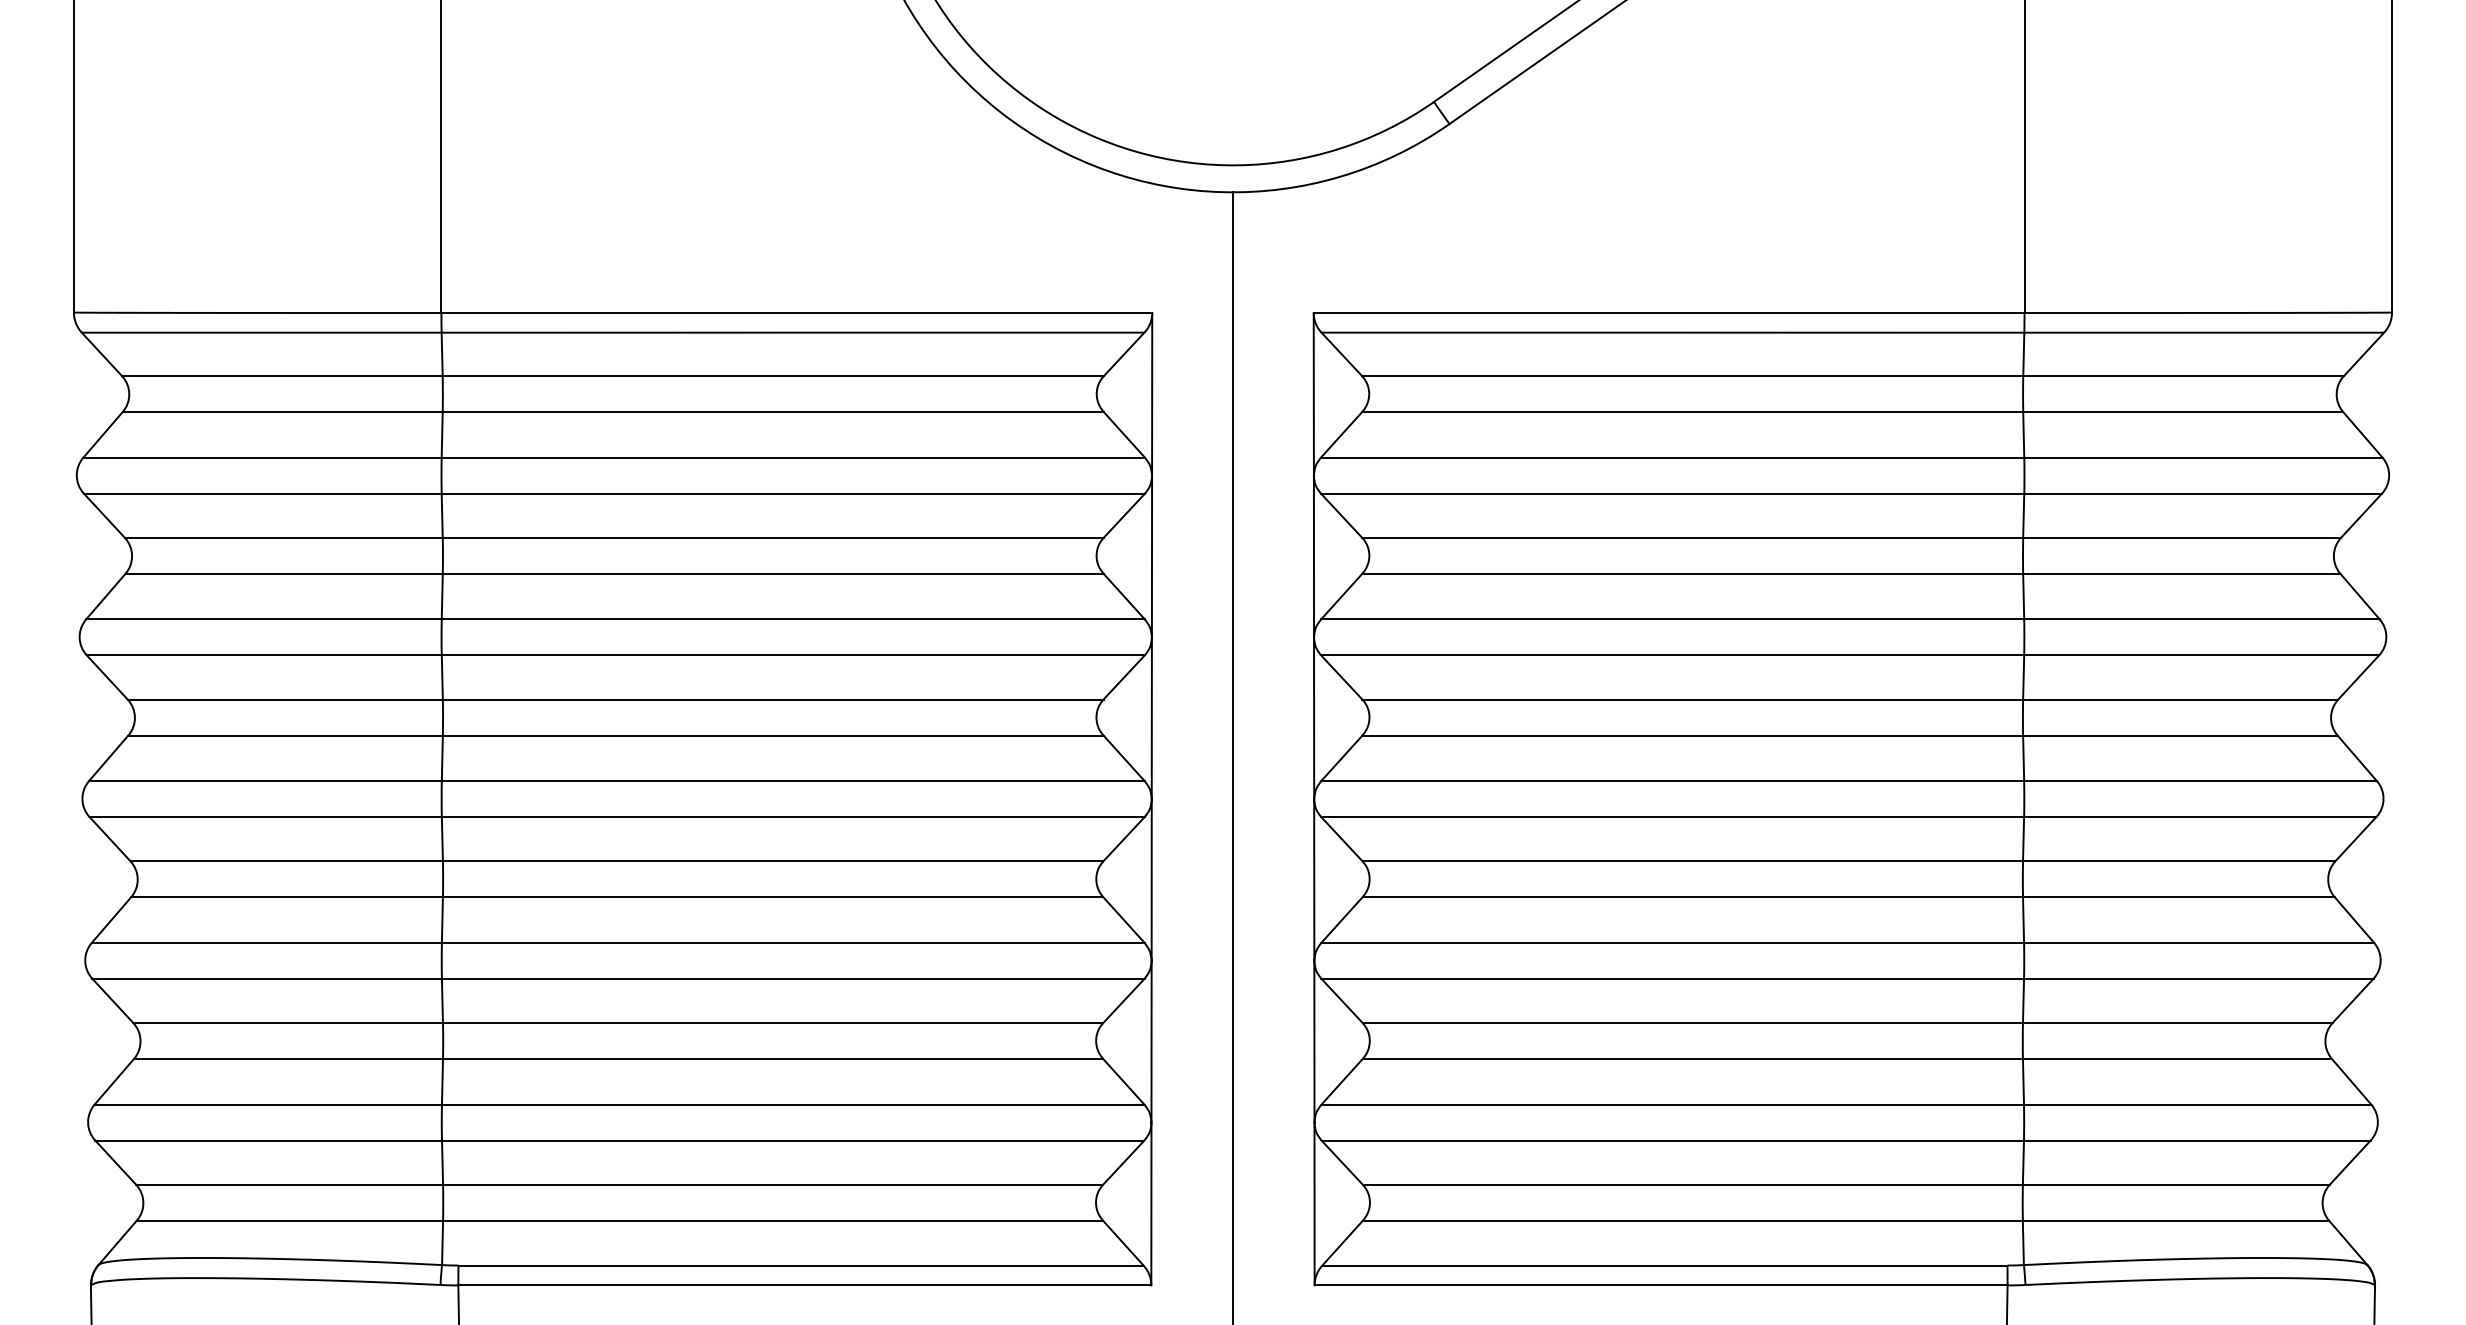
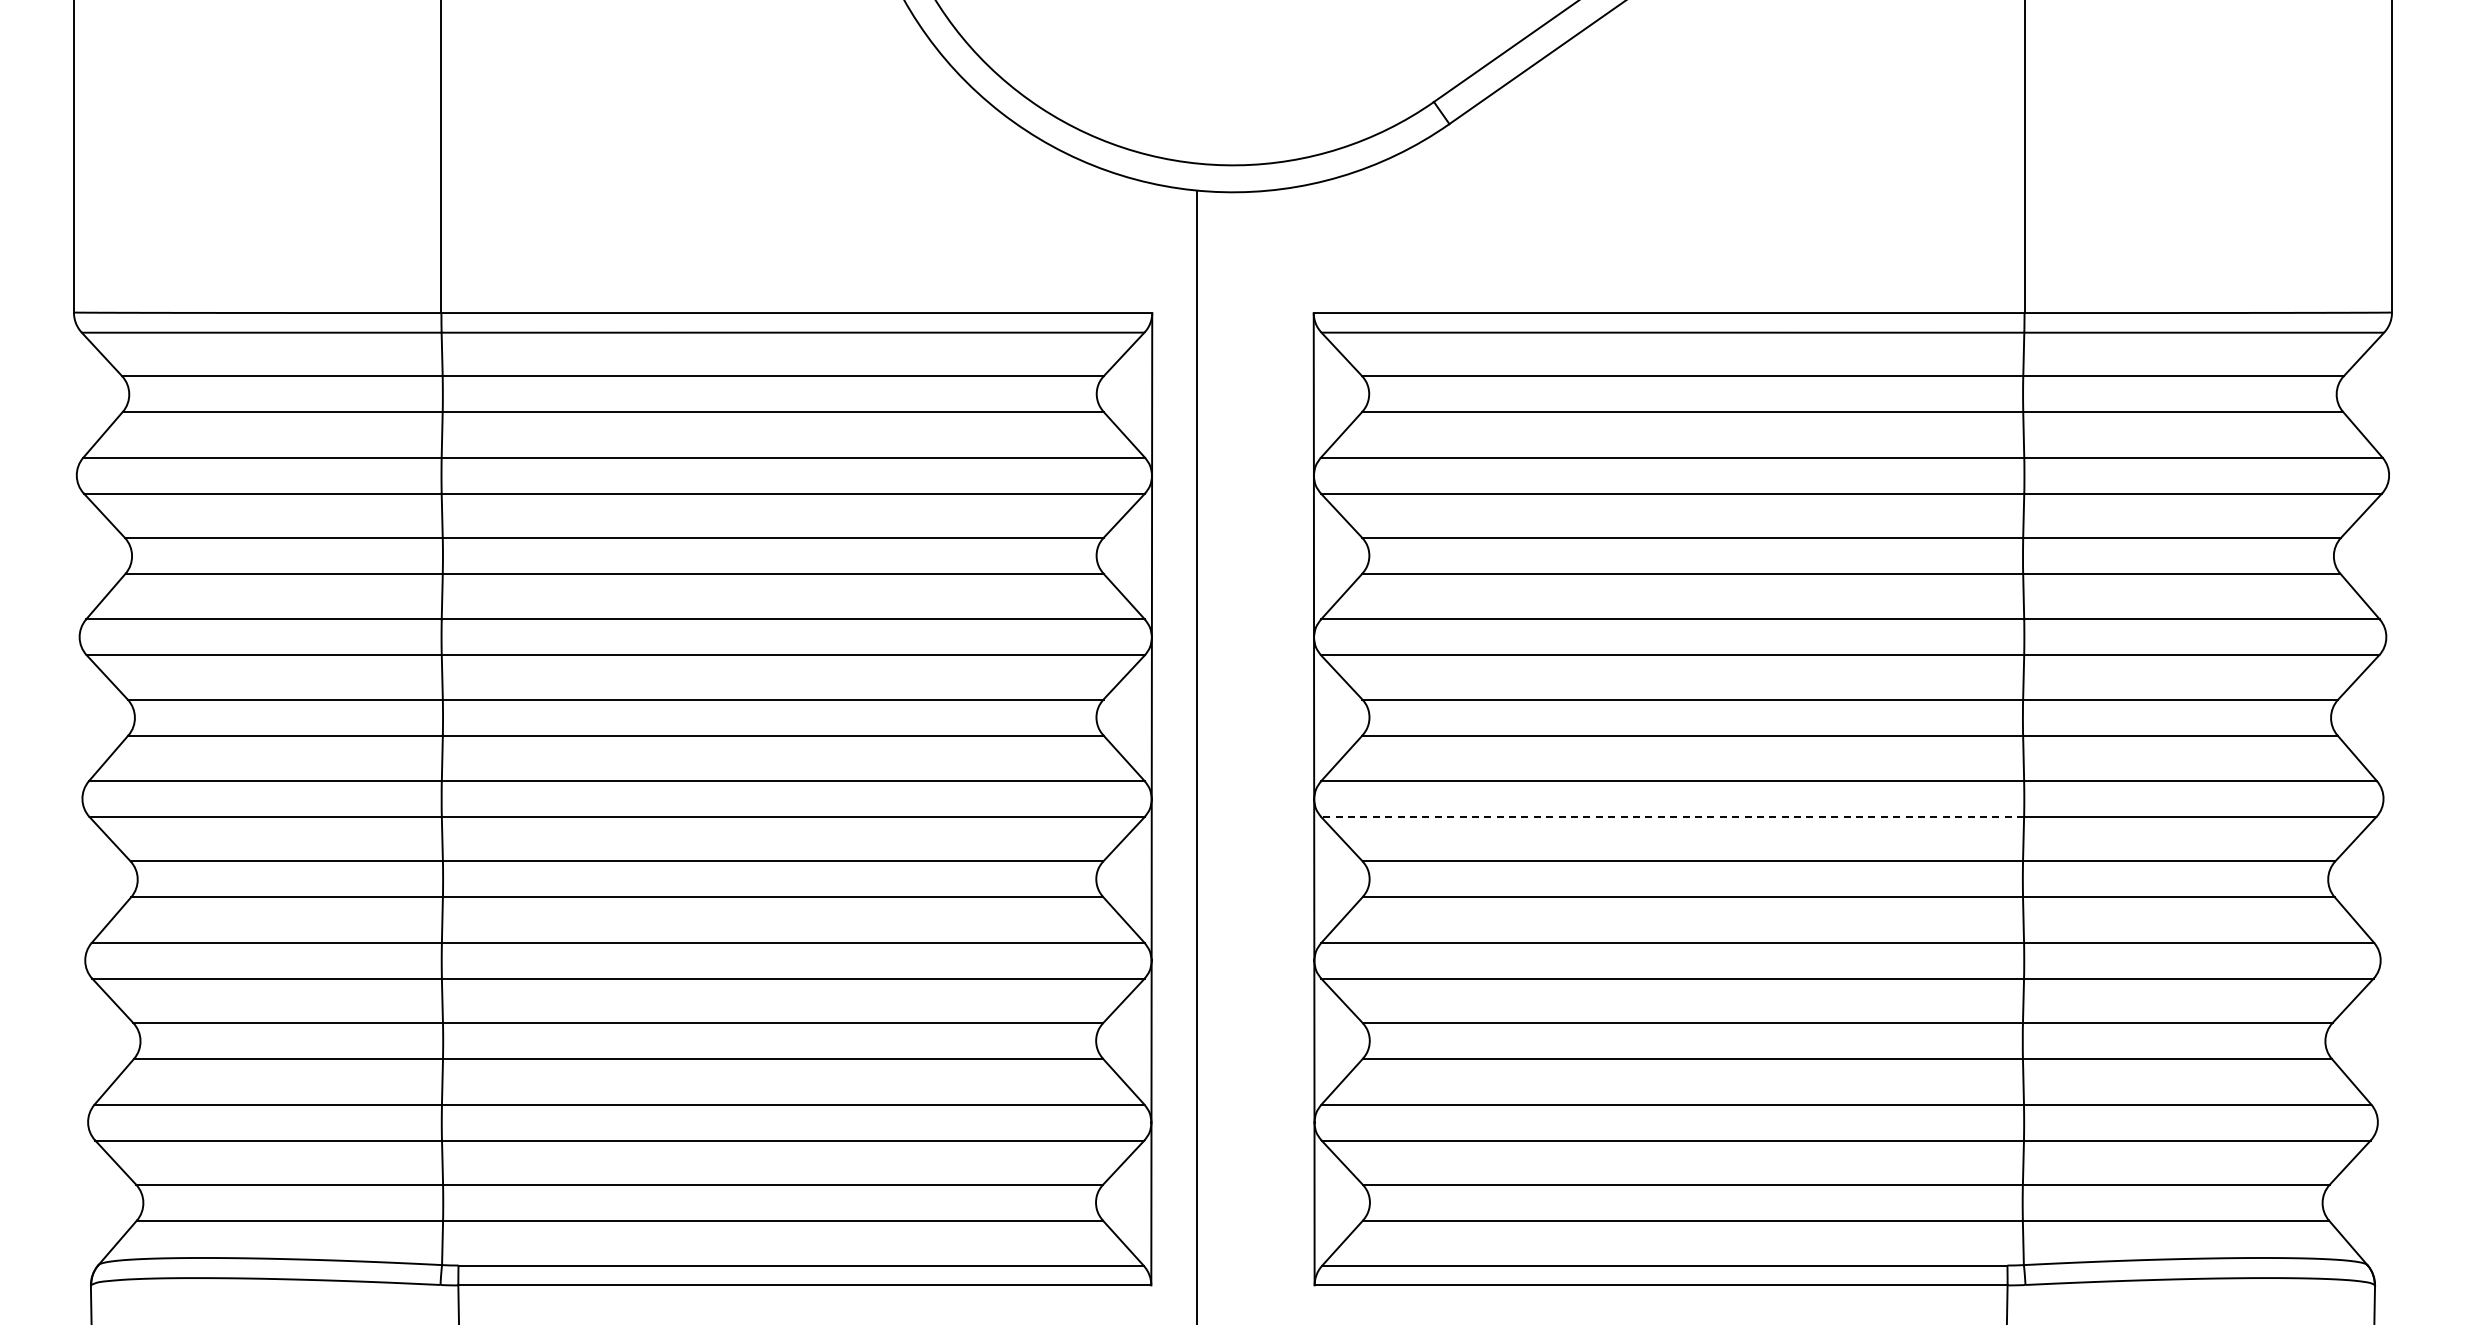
line position: (1233, 756) -> (1197, 756) (1197, 756)
line: solid -> dashed (1672, 817)
